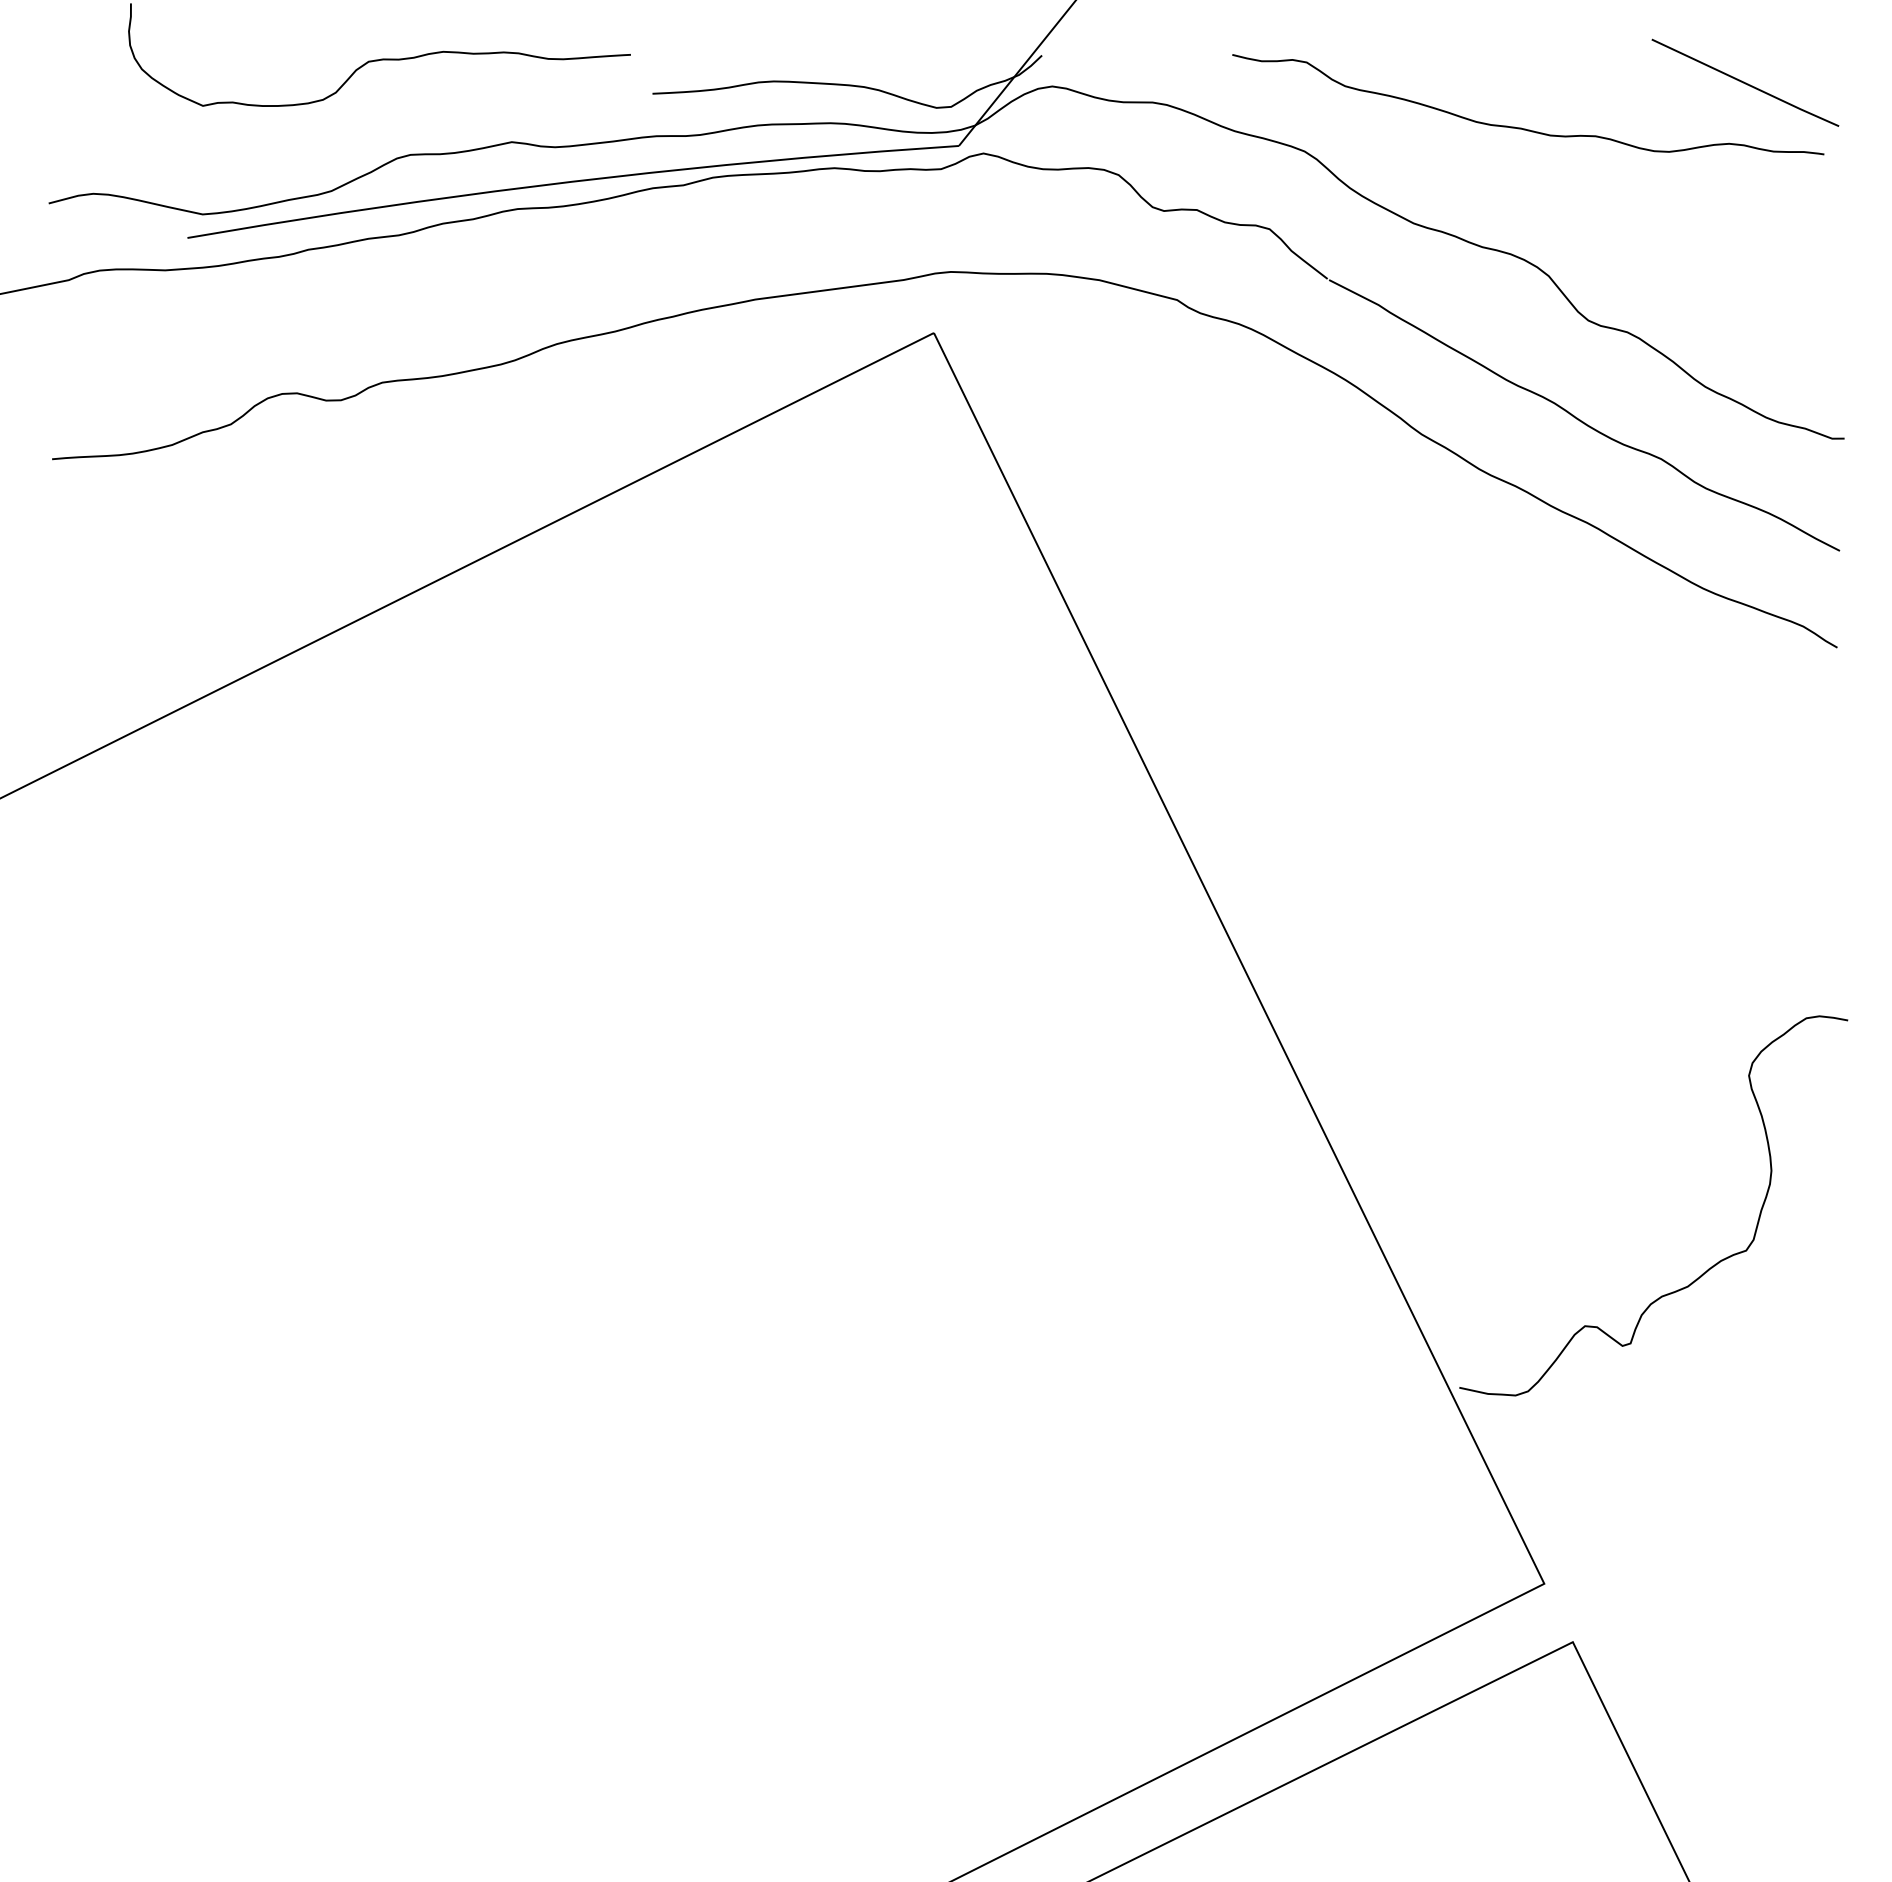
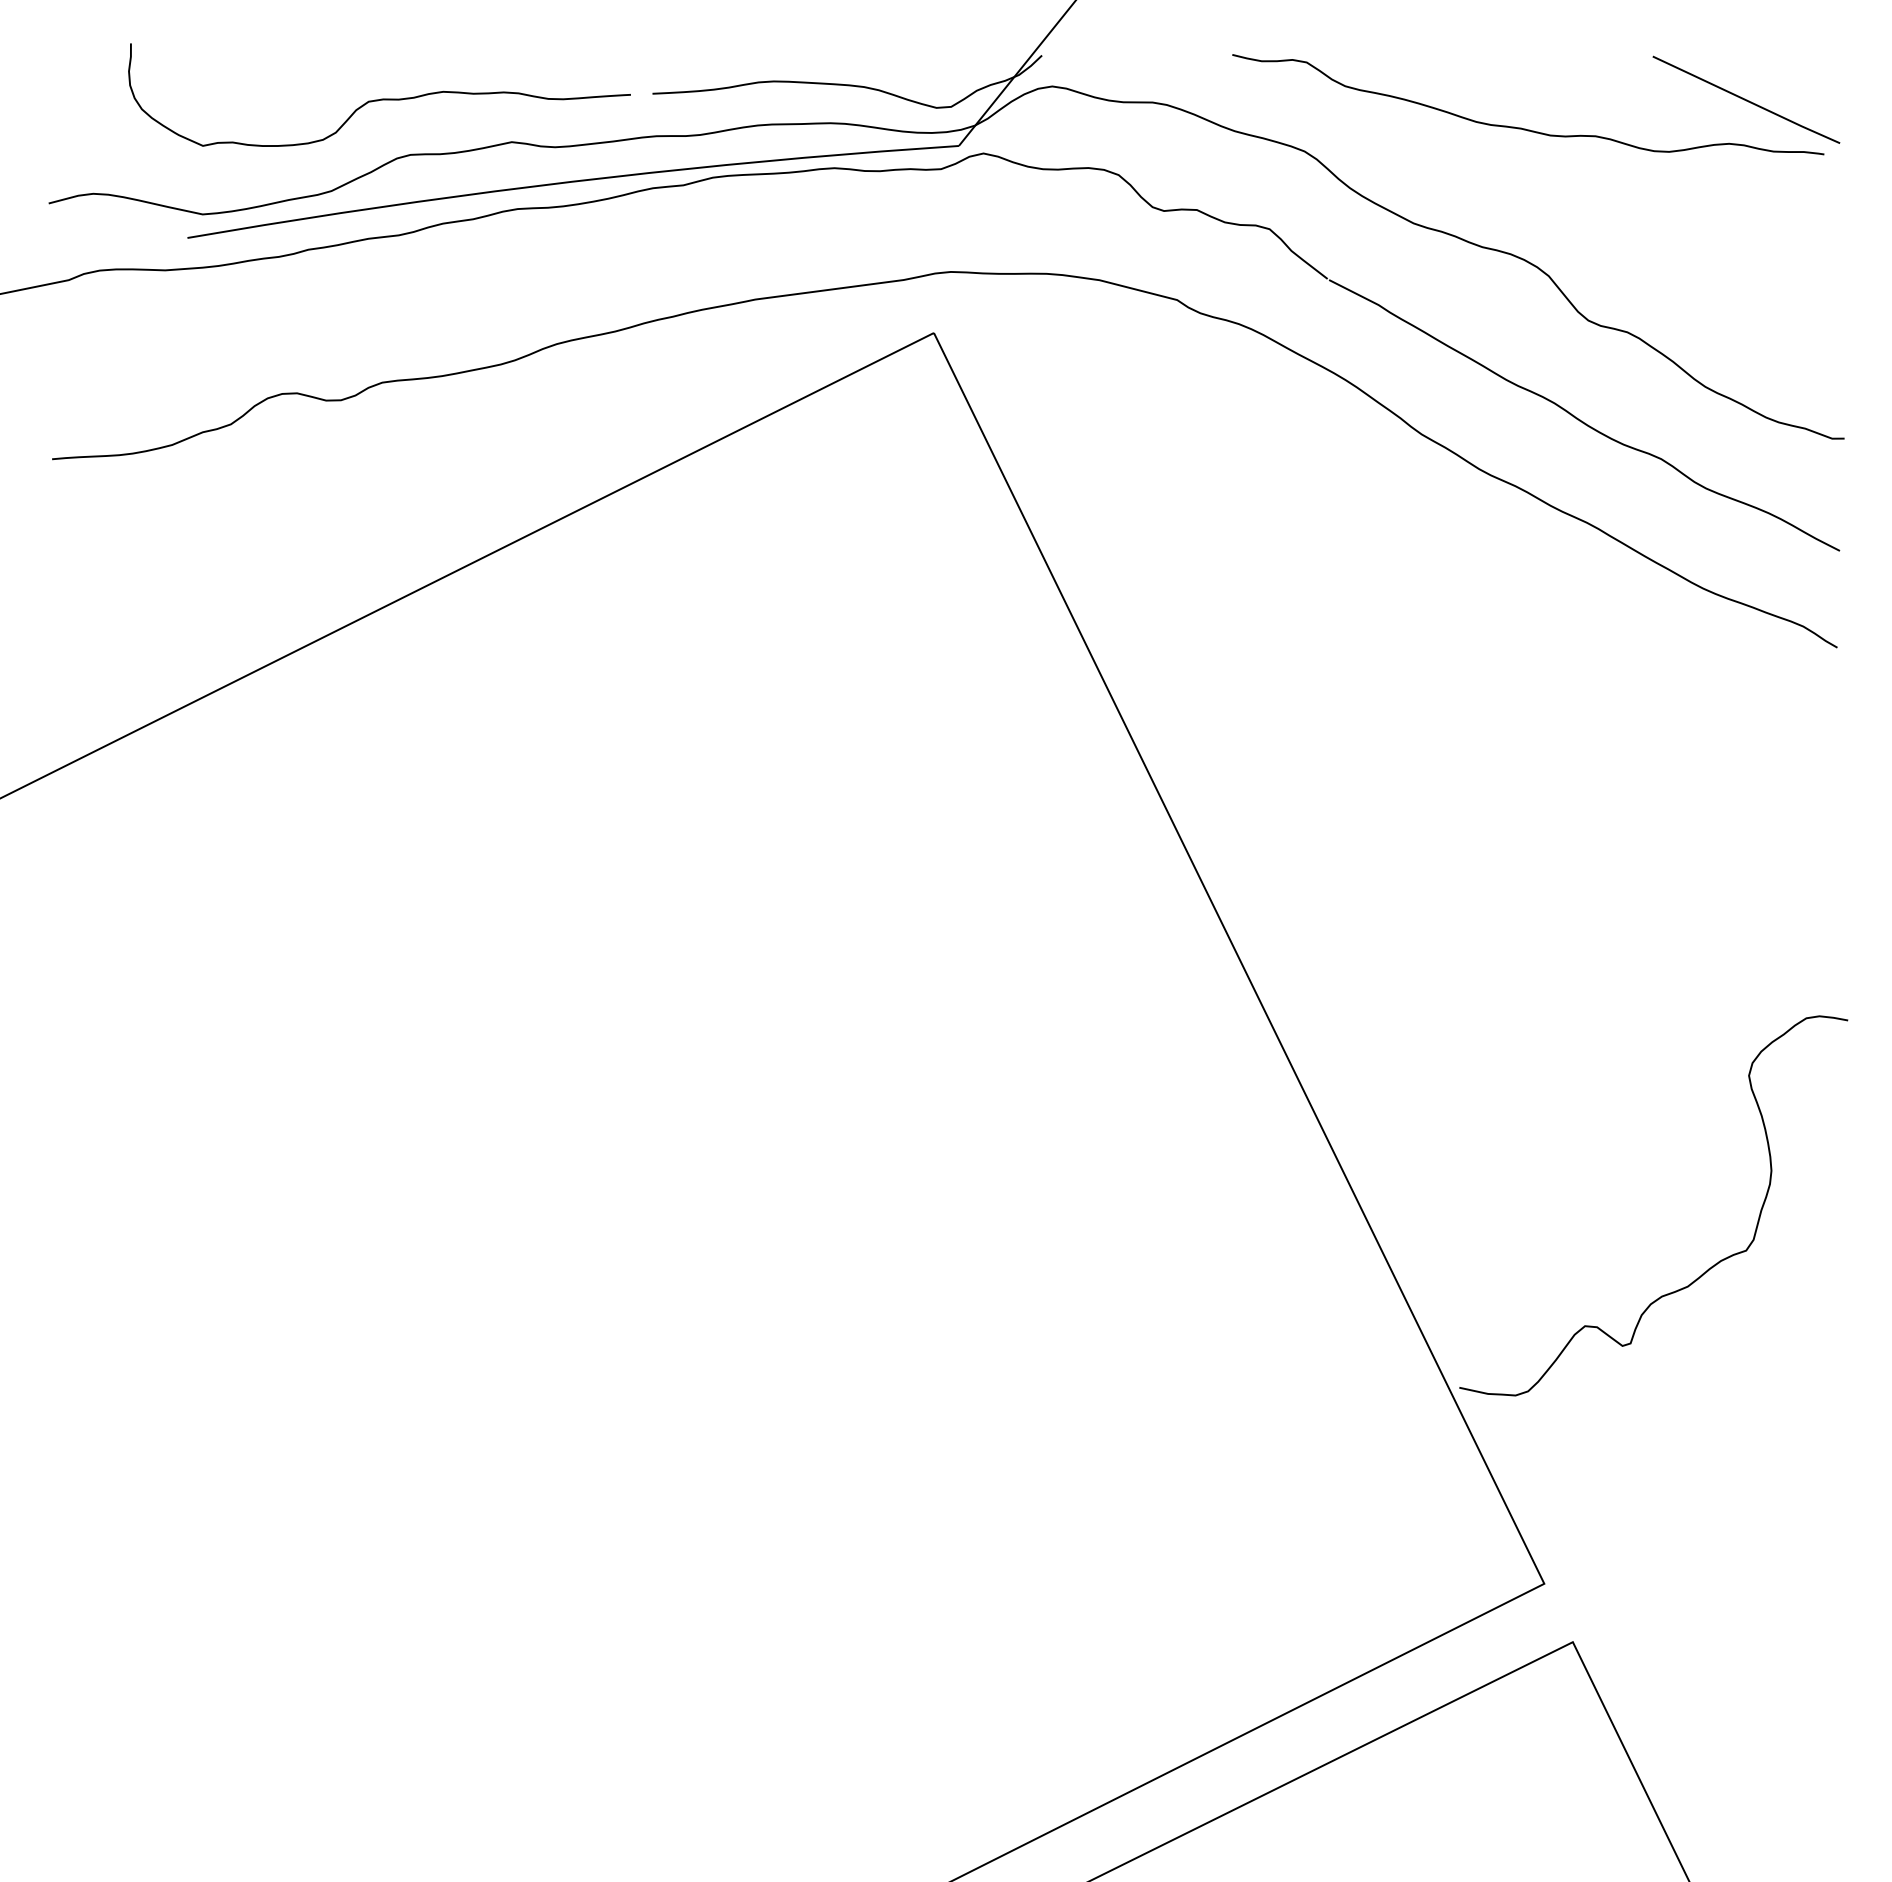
curve position: (381, 58) -> (381, 98) (381, 98)
line position: (1745, 82) -> (1746, 99) (1746, 99)
